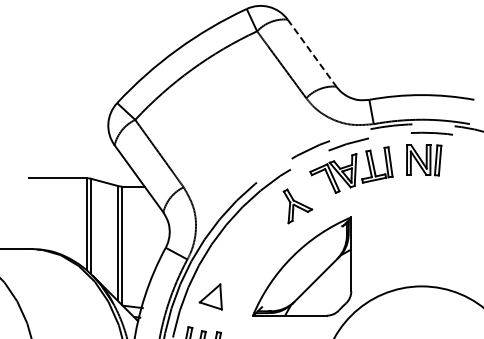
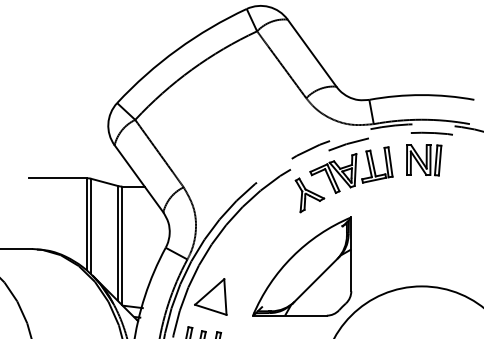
line: dashed -> solid (312, 53)
part position: (297, 206) -> (309, 195) (309, 195)
part size: 25x28 px -> 34x38 px (210, 296)
